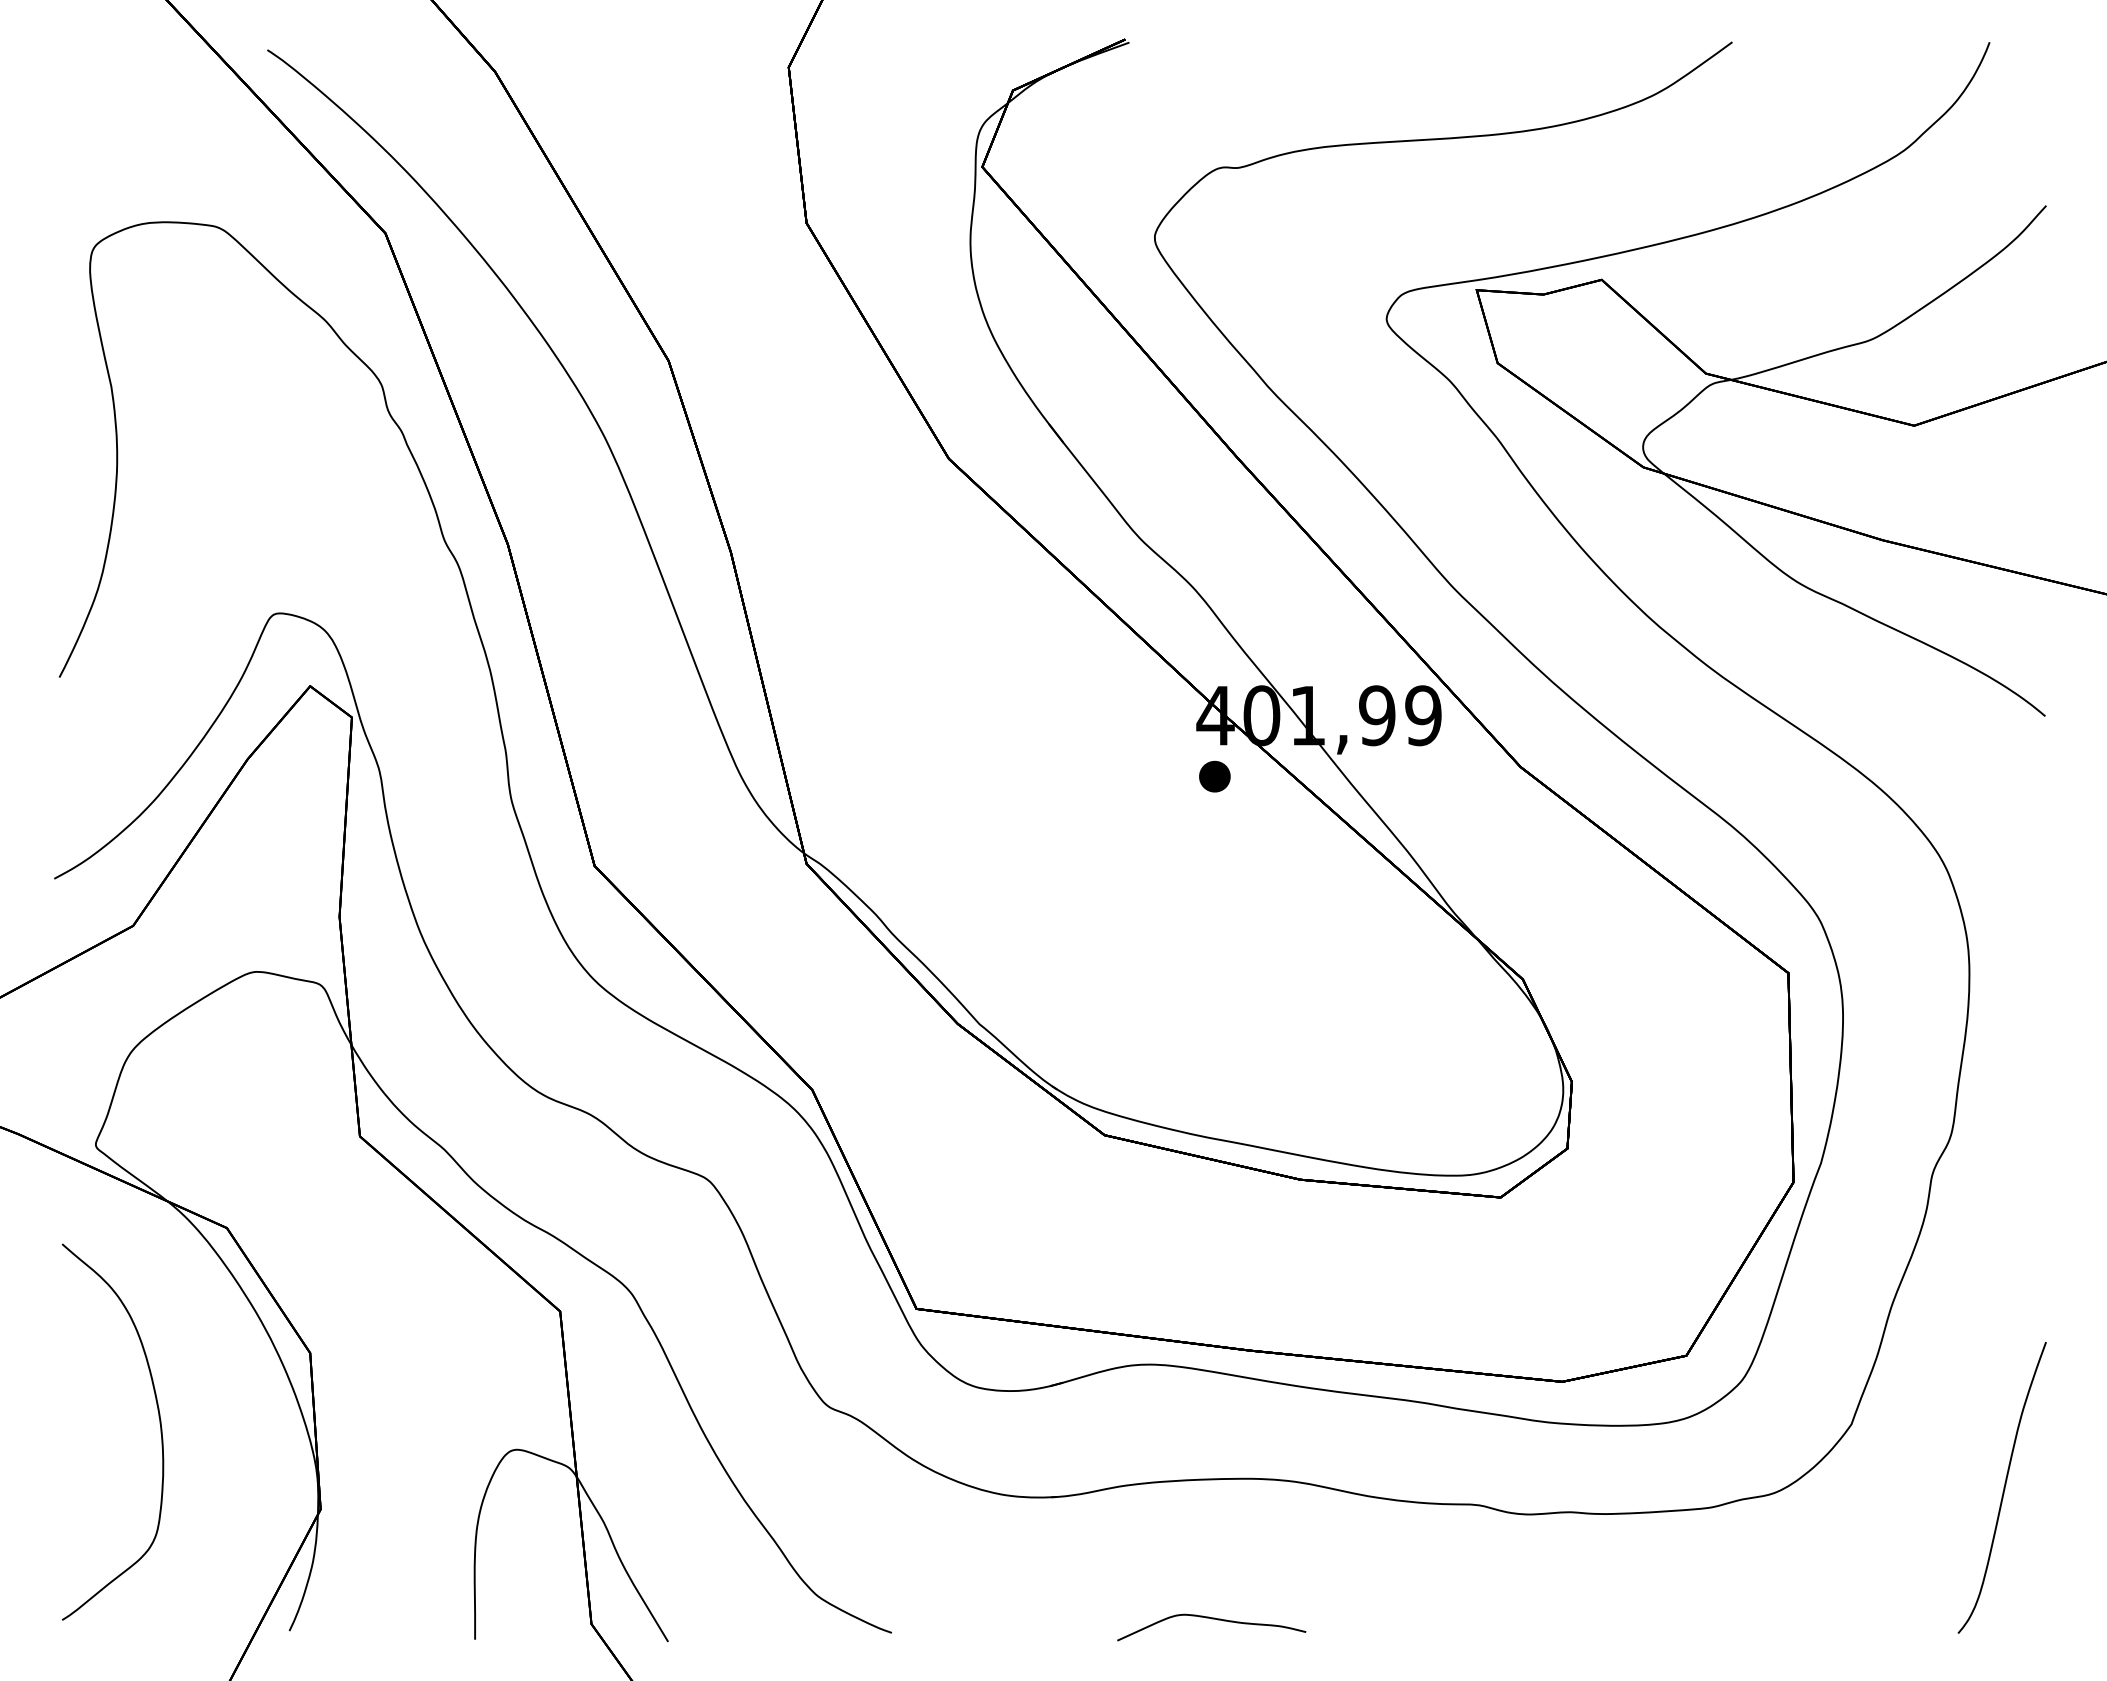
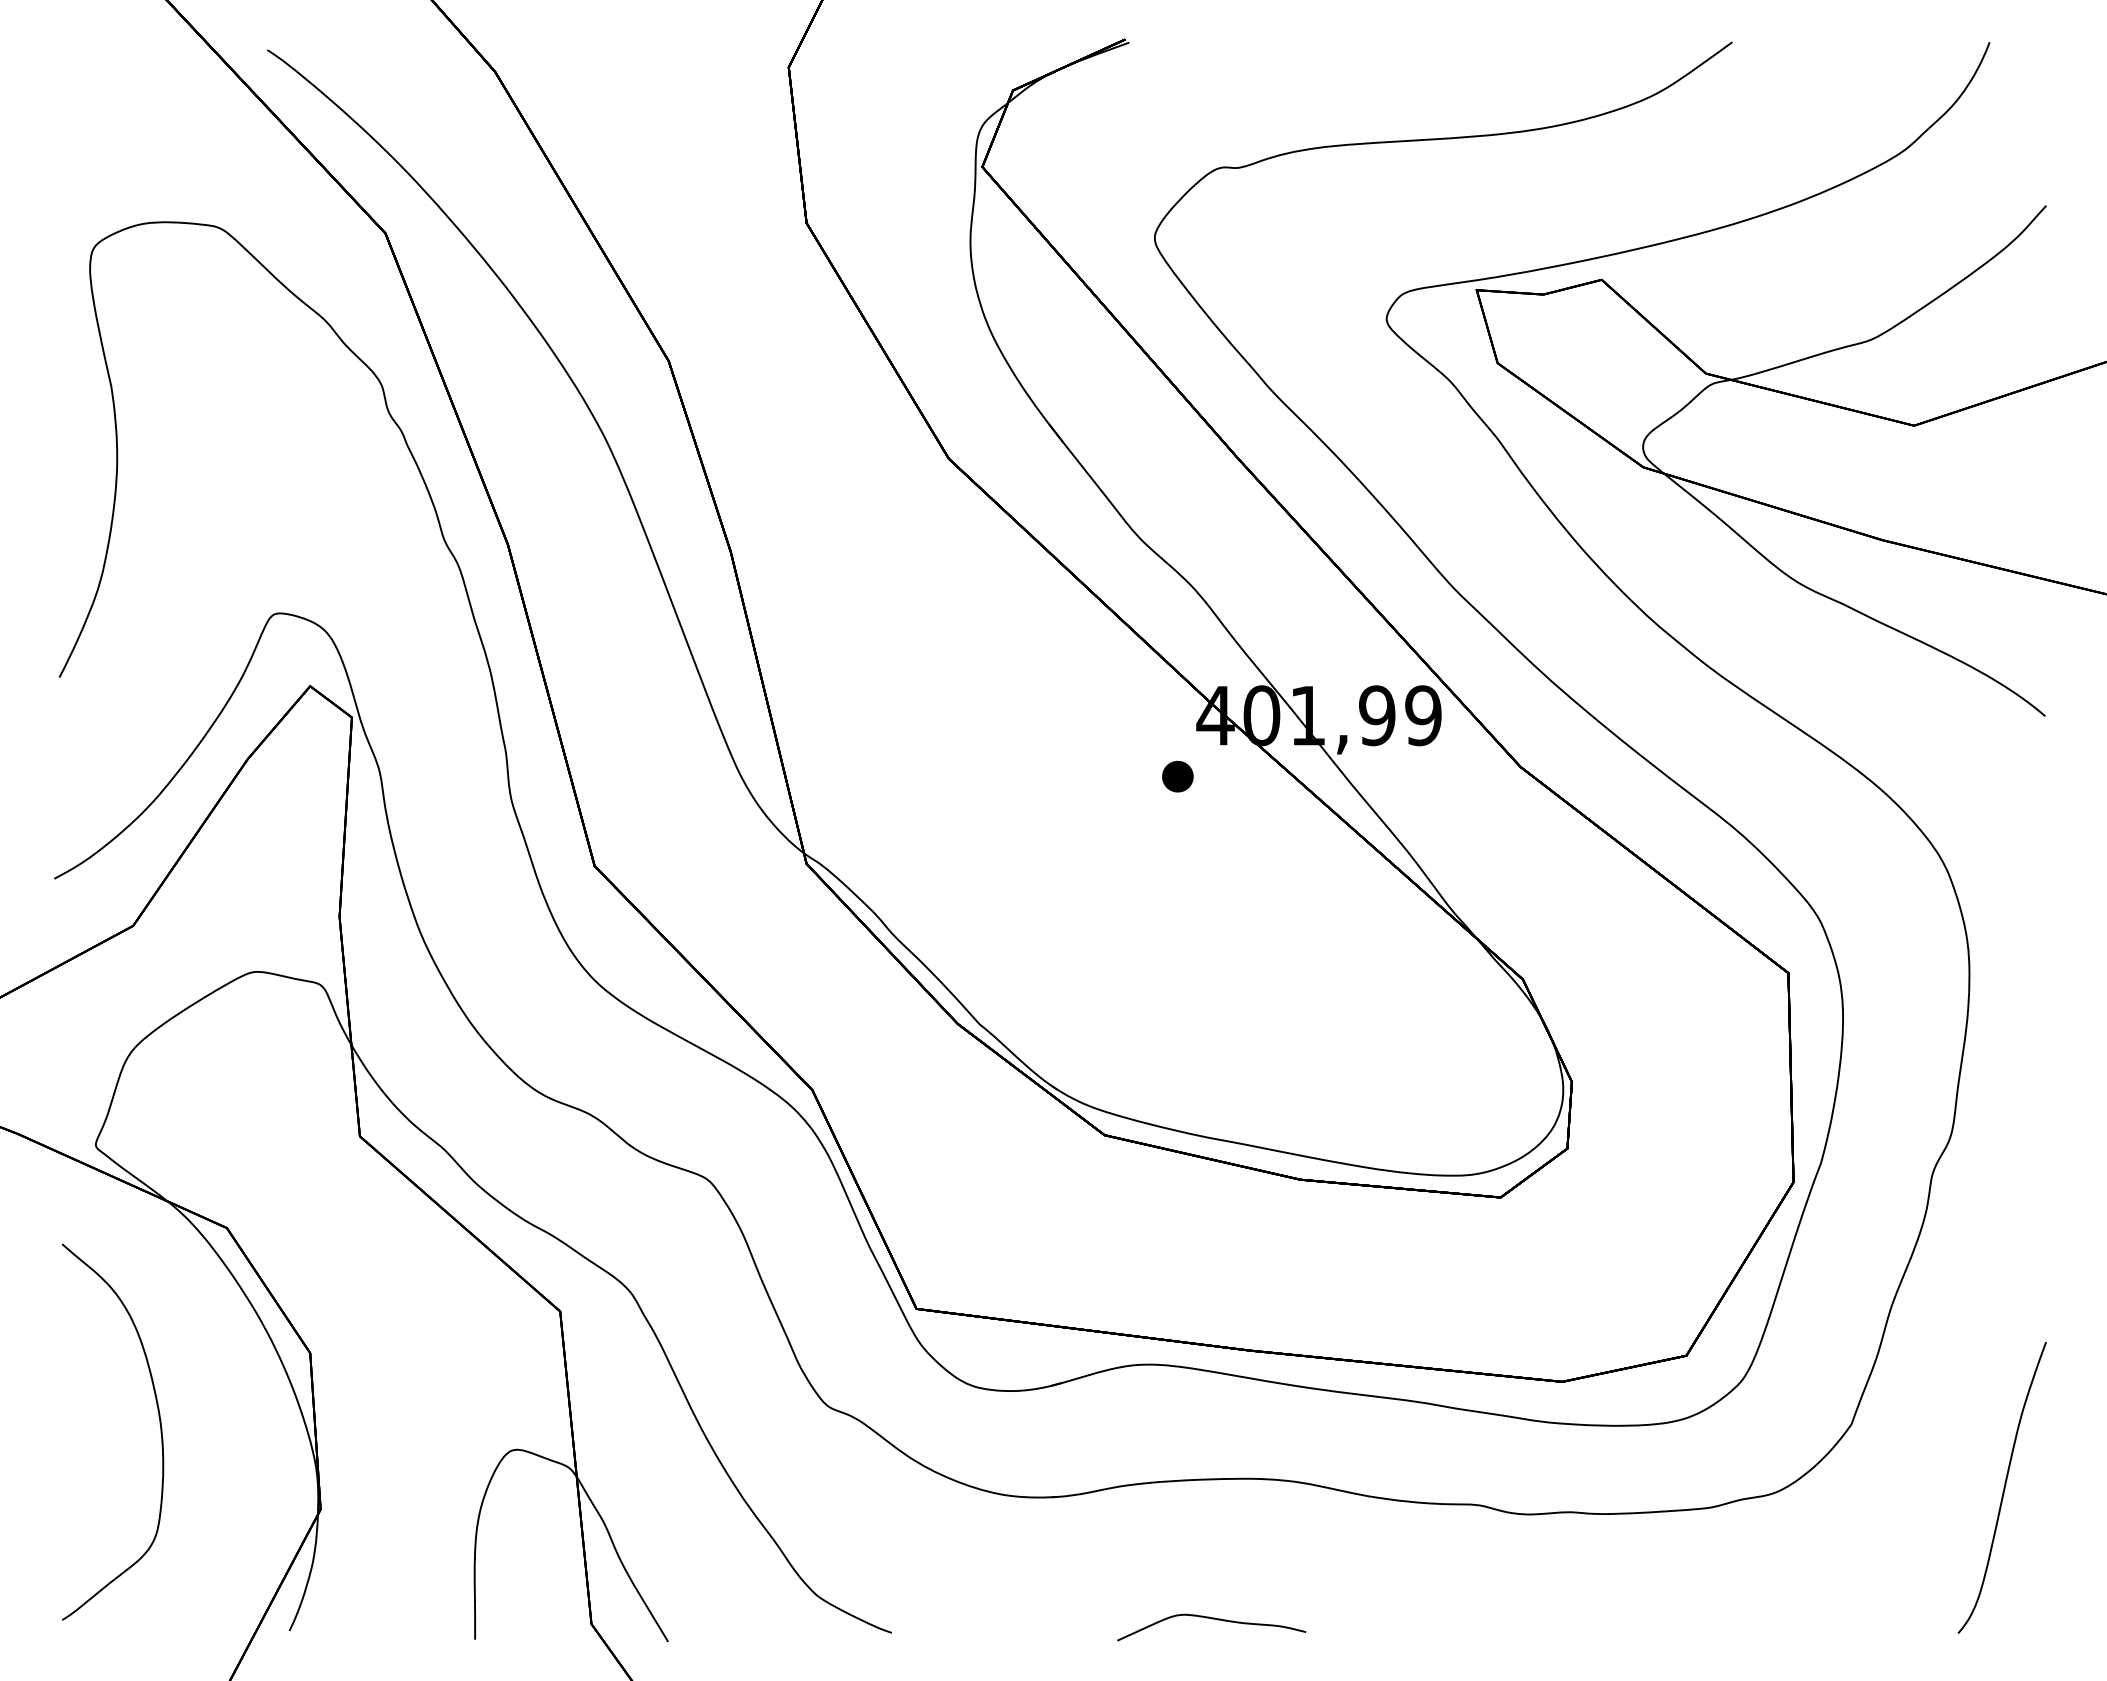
part position: (1214, 776) -> (1177, 776) (1177, 776)
